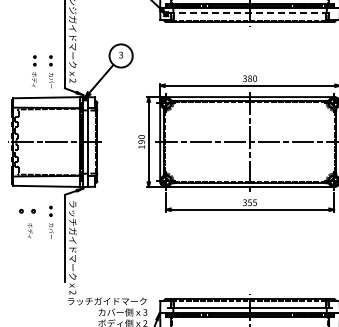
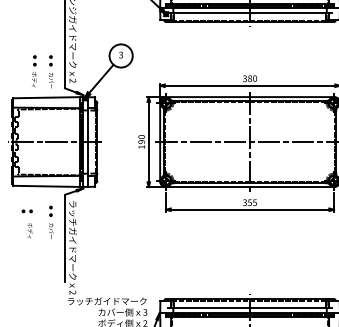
line: dashed -> solid (250, 12)
part size: 17x6 px -> 12x5 px (26, 211)
